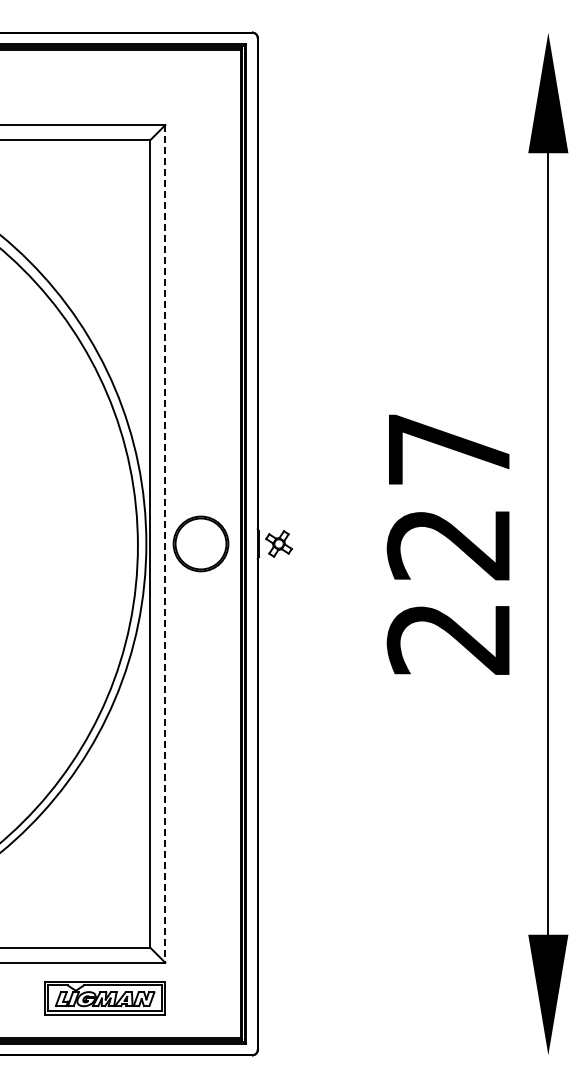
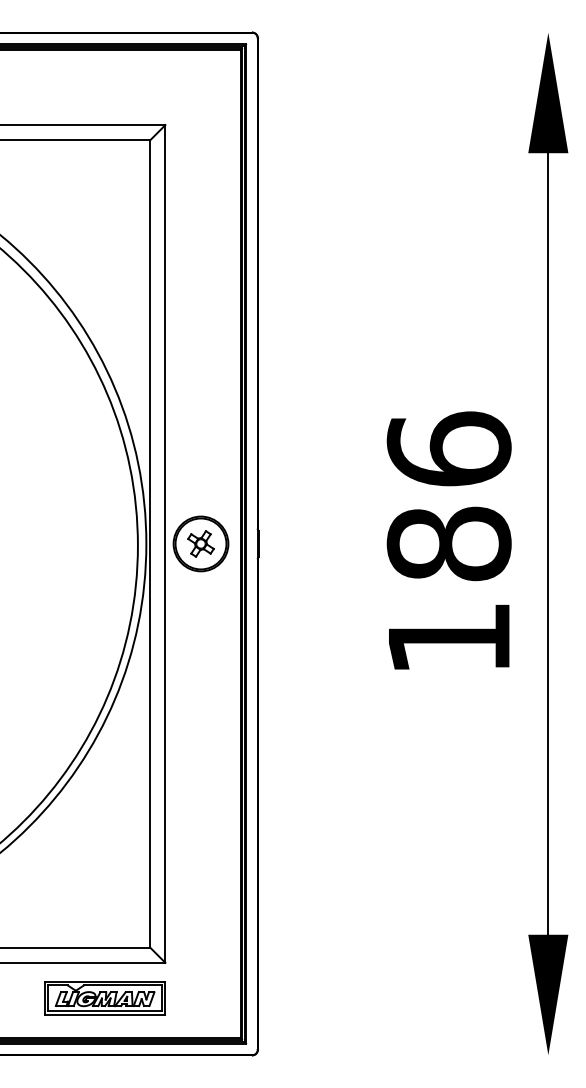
text: 227 -> 186 (448, 542)
line: dashed -> solid (165, 543)
part position: (278, 543) -> (200, 543) (200, 543)
